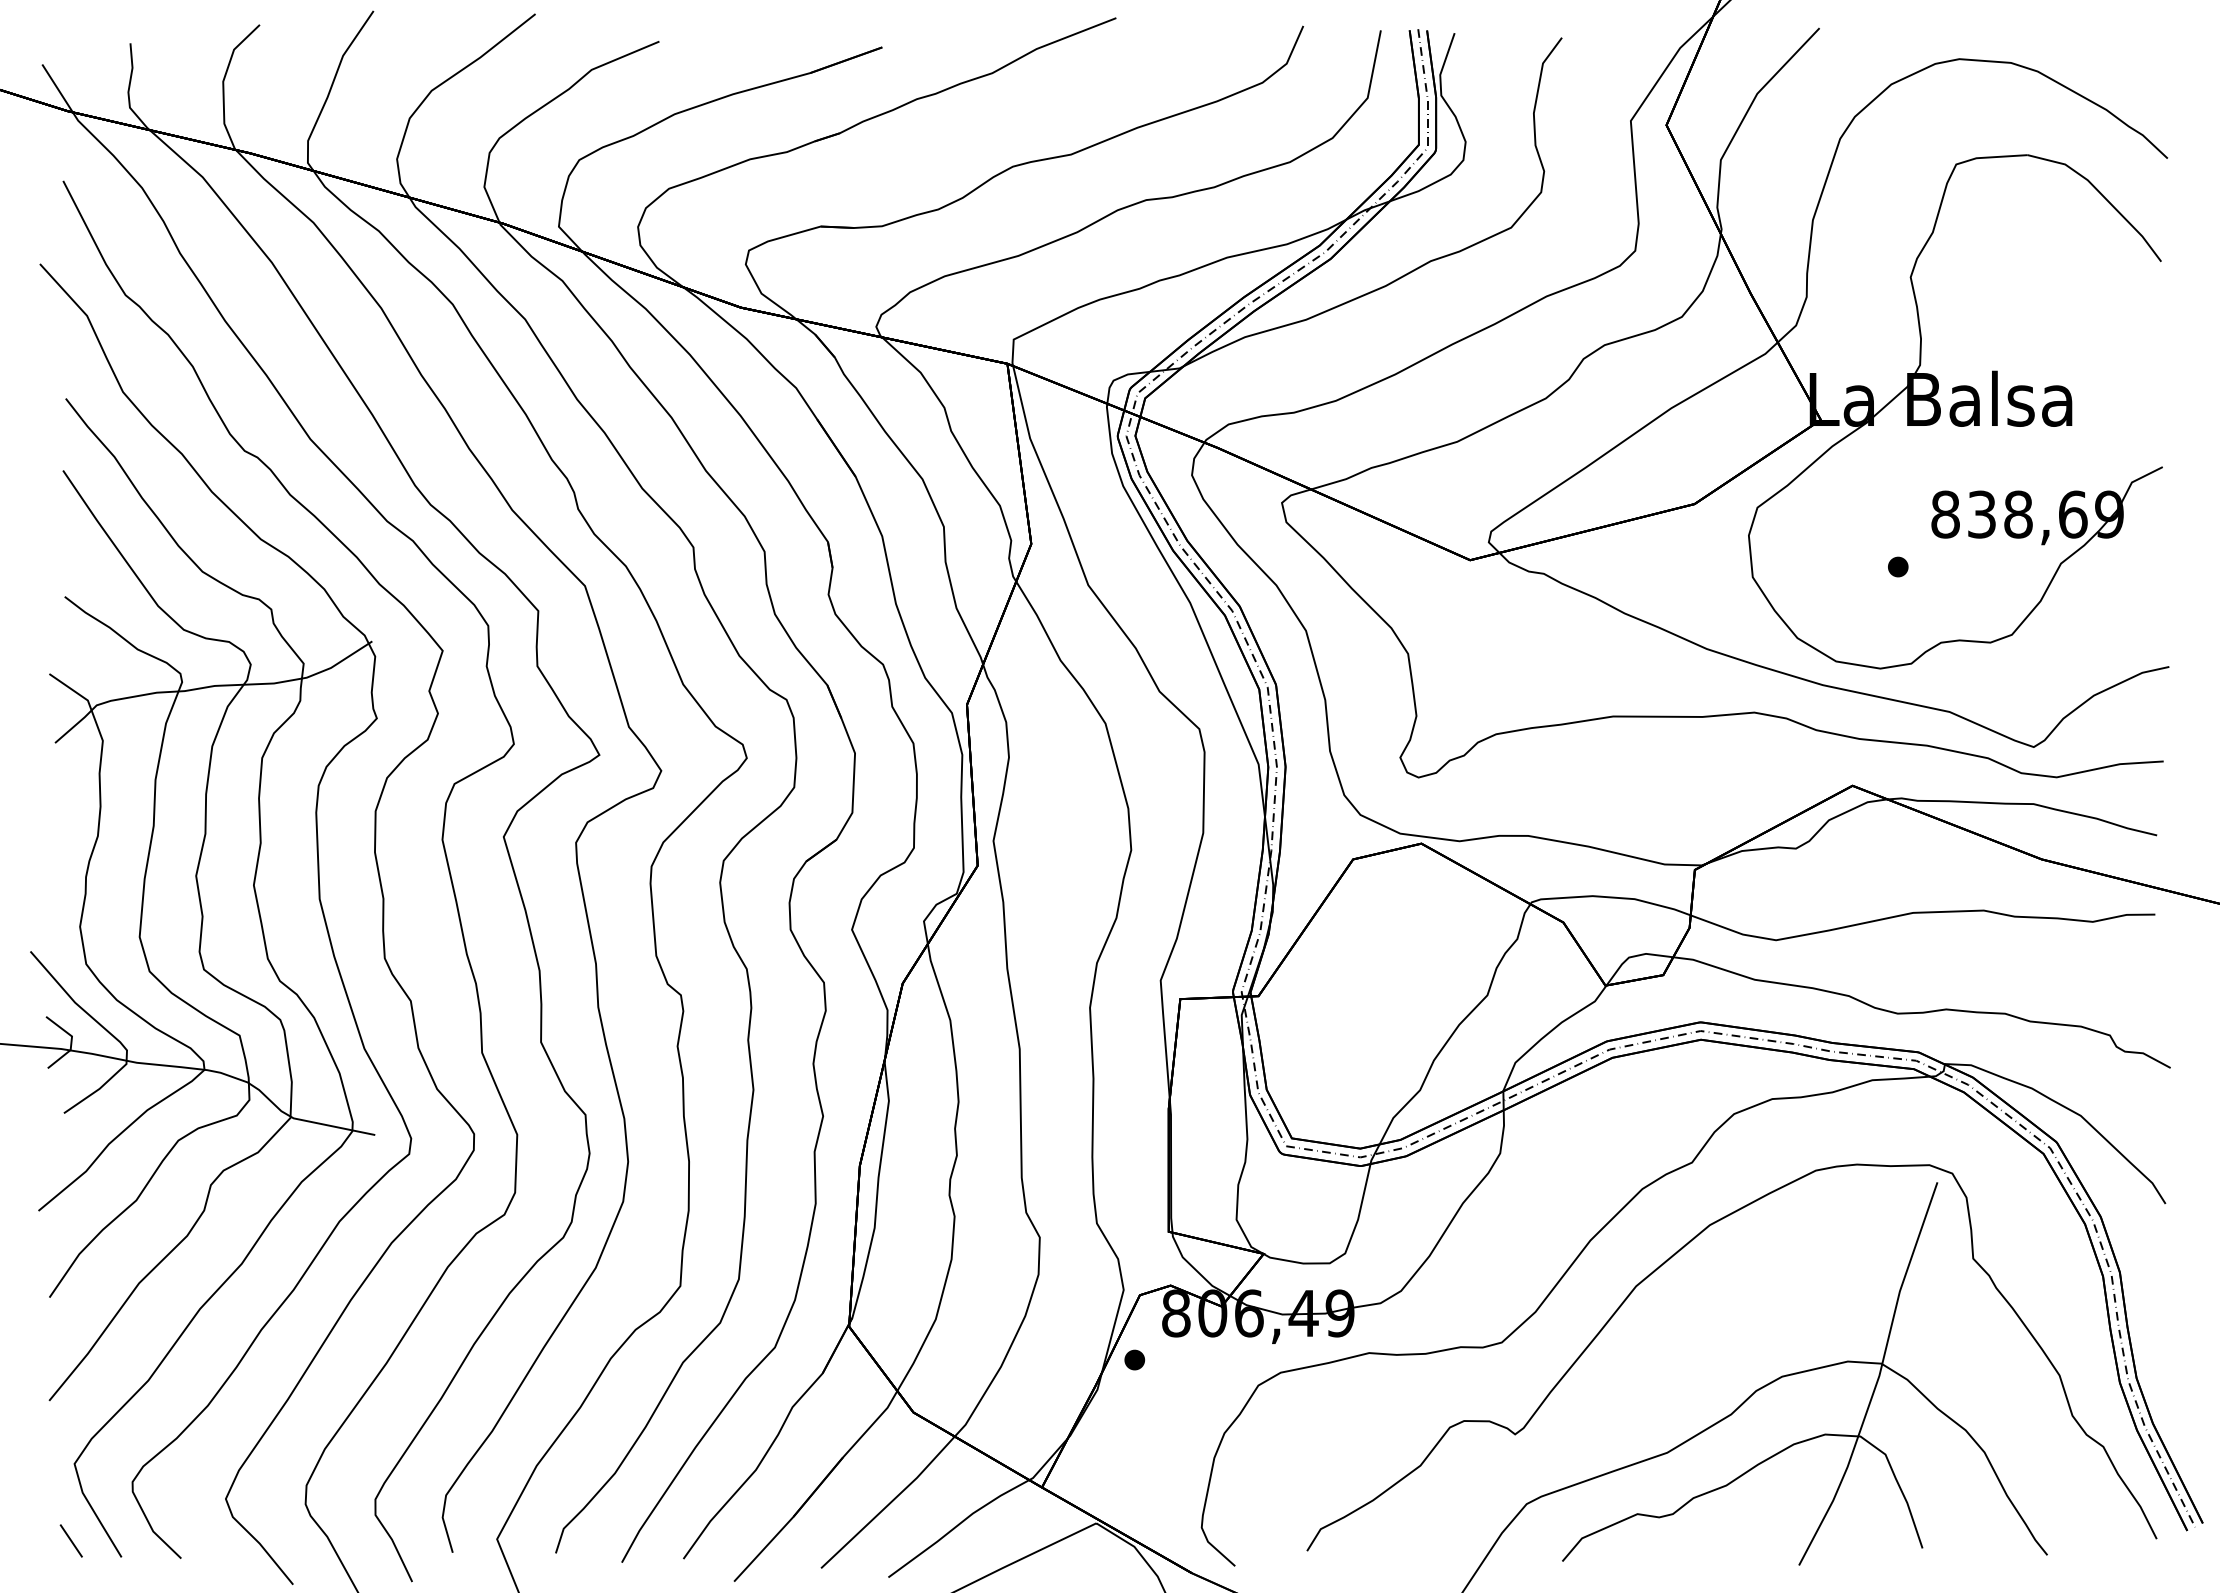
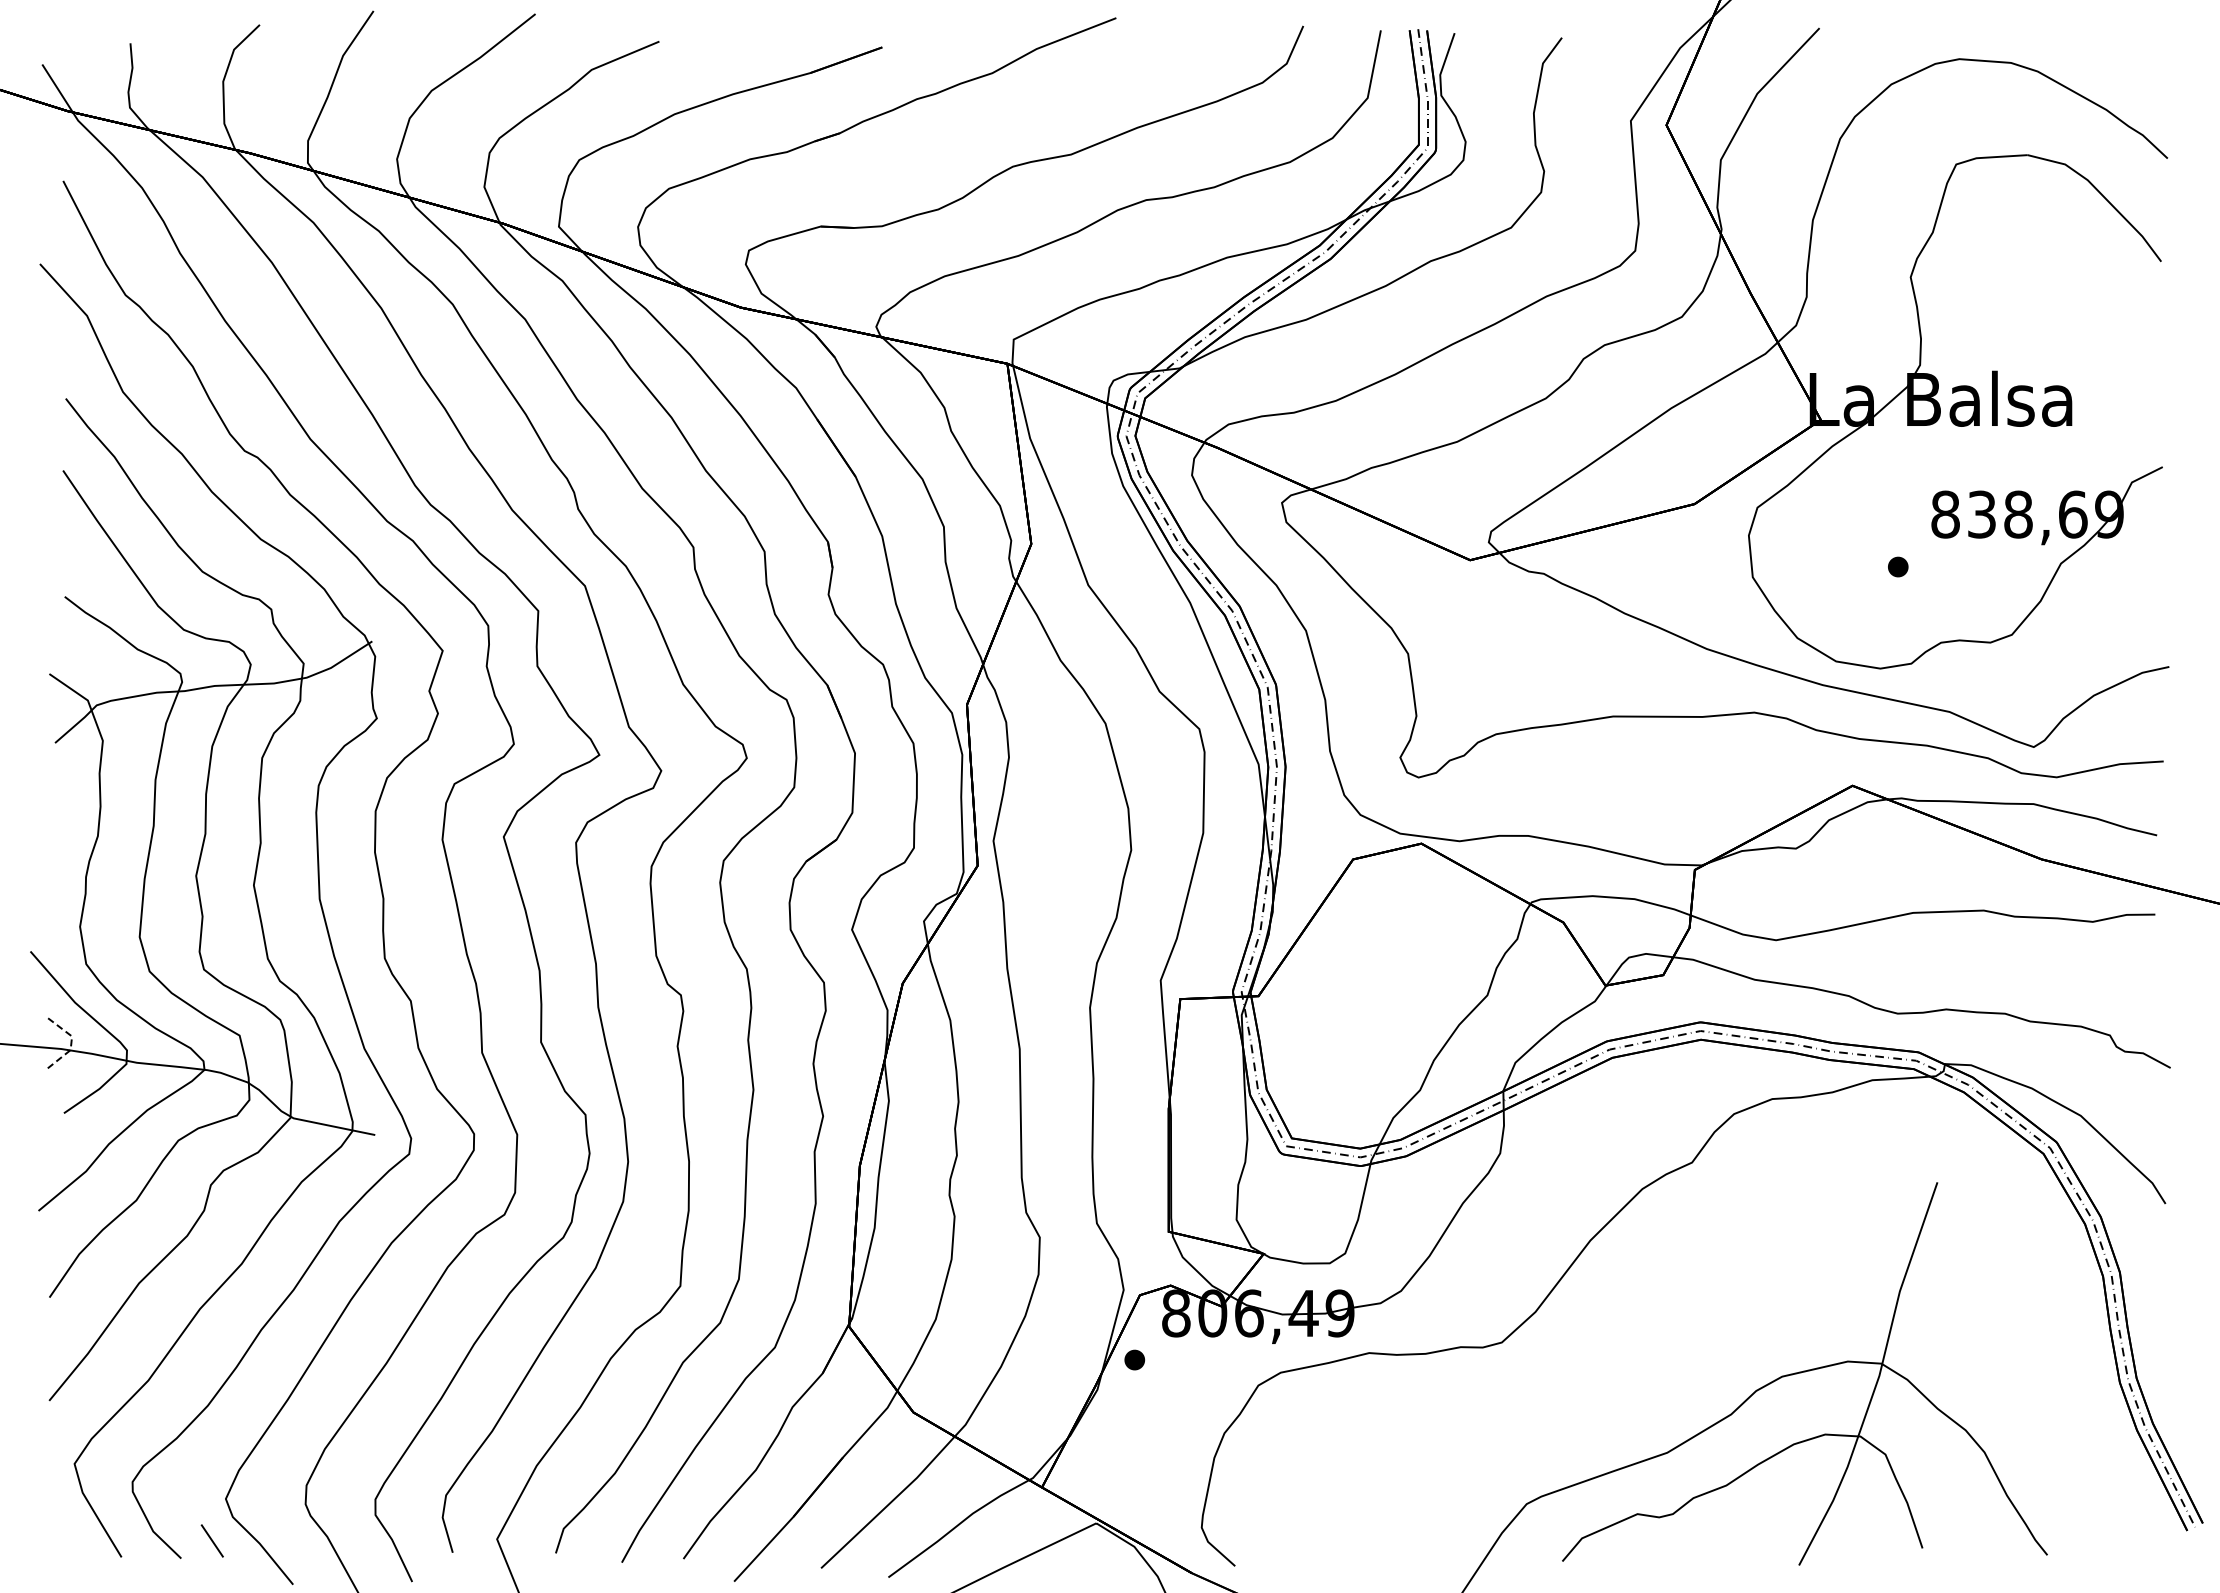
line: solid -> dashed (71, 1041)
curve: present -> none (1659, 1268)
line position: (70, 1540) -> (211, 1540) (211, 1540)
